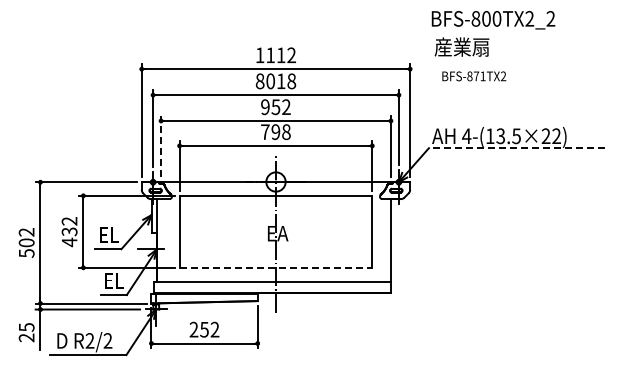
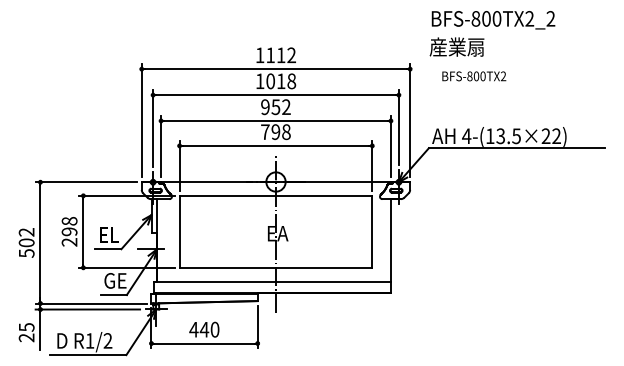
text position: (461, 46) -> (456, 46) (456, 46)
text: BFS-871TX2 -> BFS-800TX2 (479, 76)
text: 8018 -> 1018 (259, 81)
line: dashed -> solid (161, 146)
line: dashed -> solid (516, 148)
text: 432 -> 298 (69, 232)
line: dashed -> solid (276, 267)
text: EL -> GE (115, 280)
text: 252 -> 440 (204, 329)
text: R2/2 -> R1/2 (89, 340)
